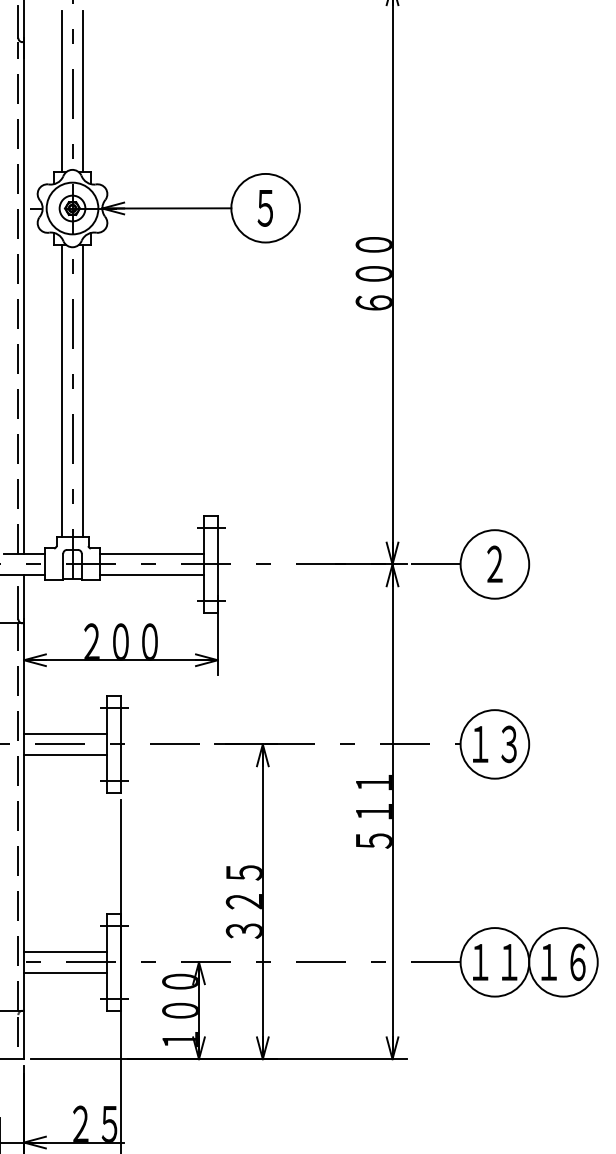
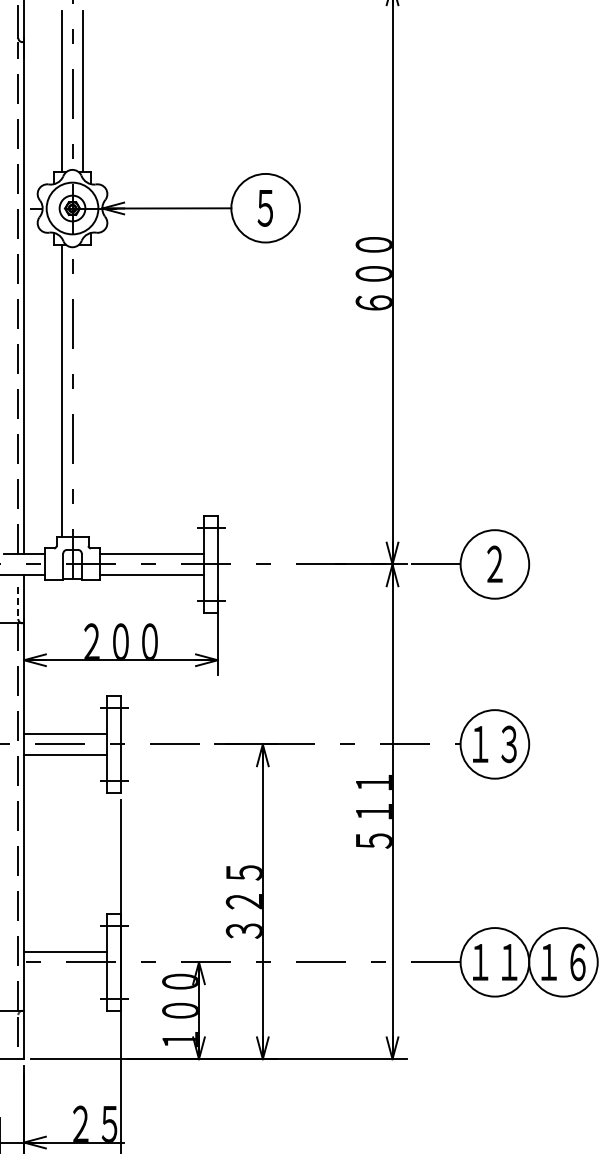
line: present -> none (83, 390)
line: solid -> dashed (18, 603)
line: present -> none (65, 972)
